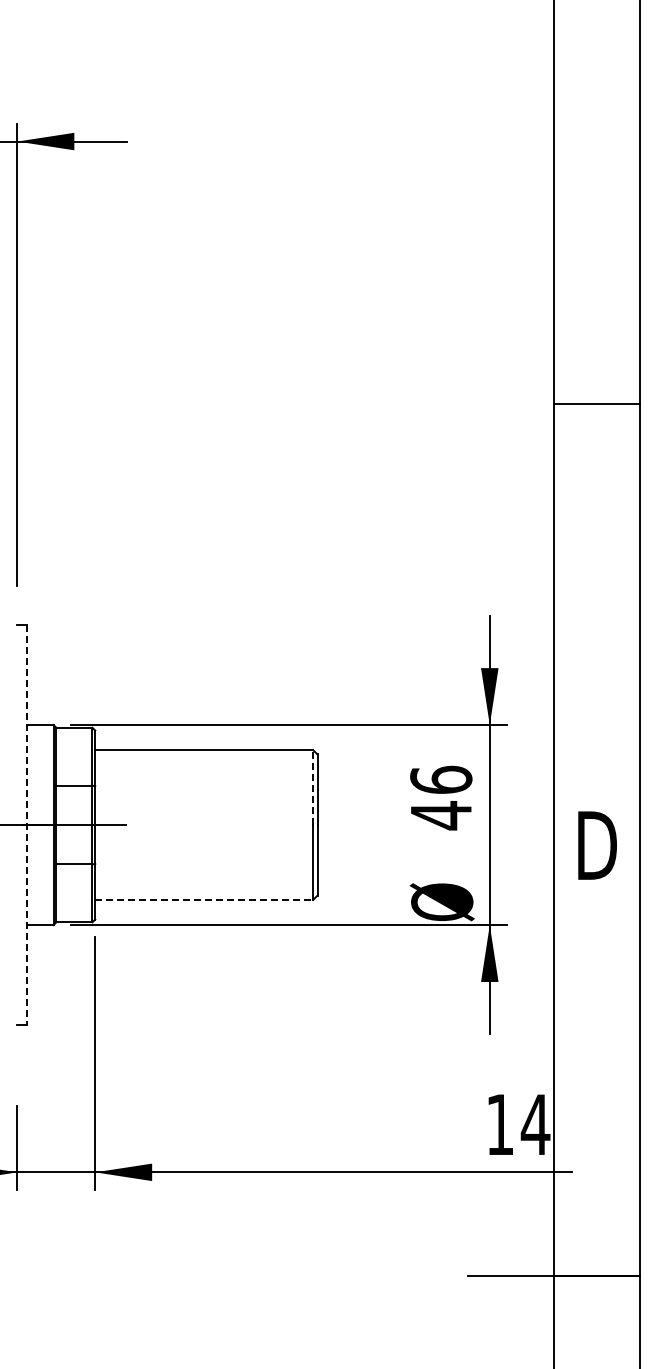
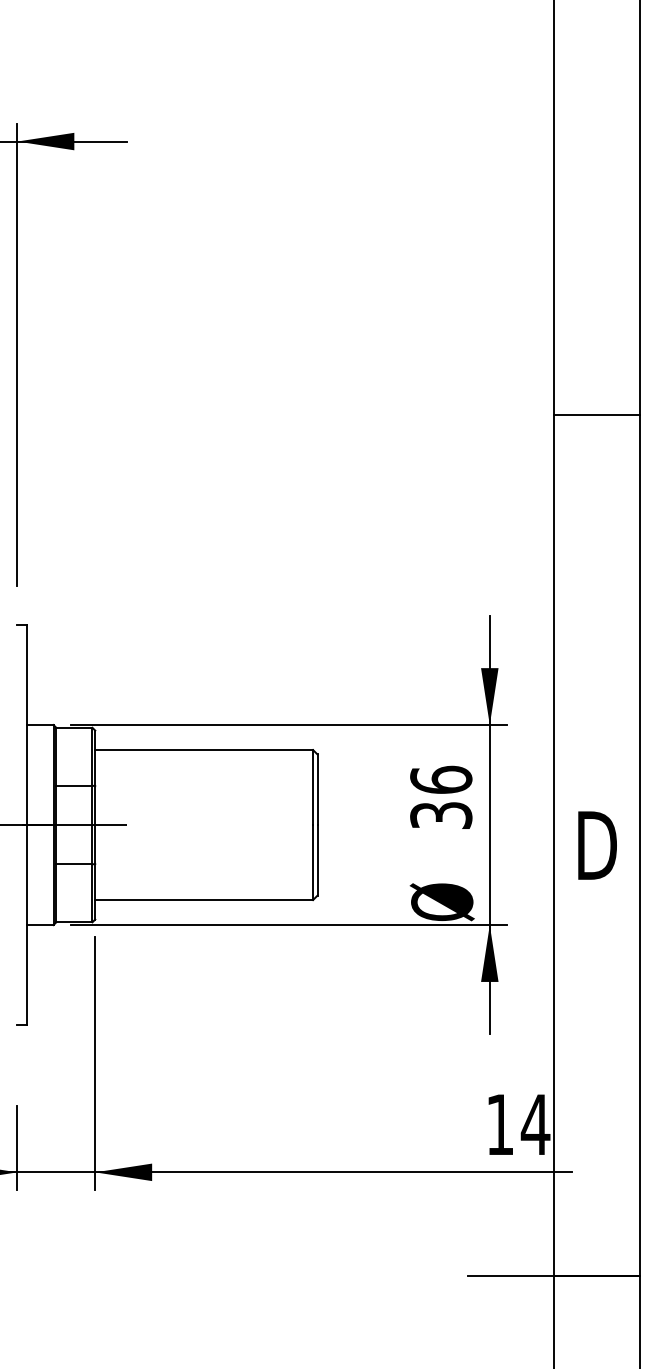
line position: (597, 404) -> (597, 415) (597, 415)
line: dashed -> solid (313, 787)
text: 46 -> 36 (441, 815)
line: dashed -> solid (27, 825)
line: dashed -> solid (204, 900)
